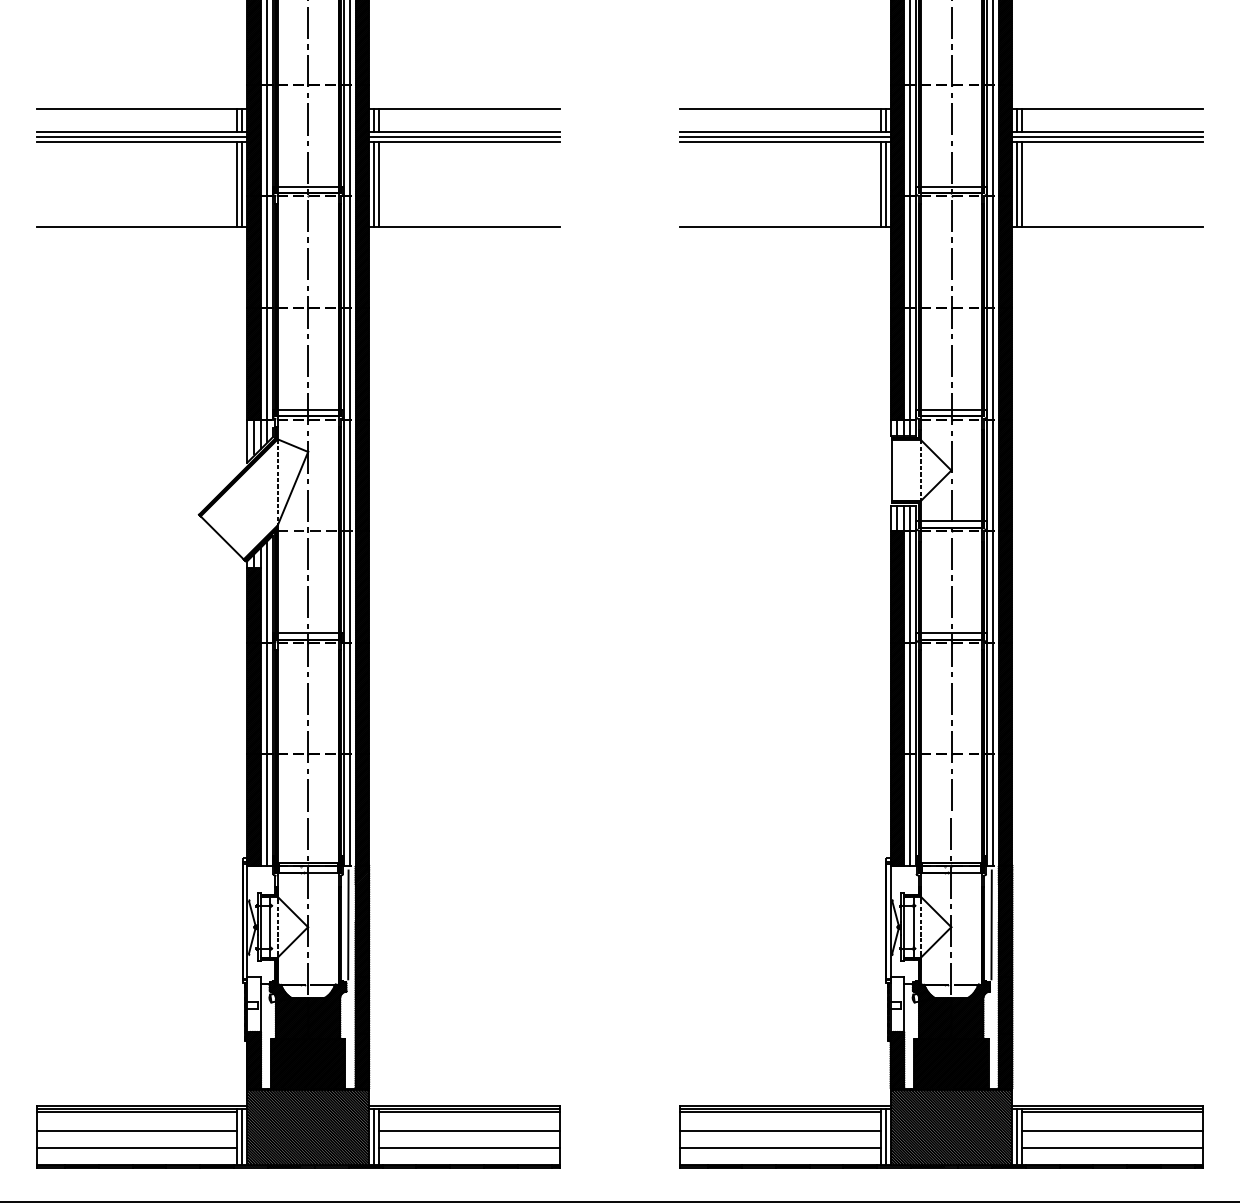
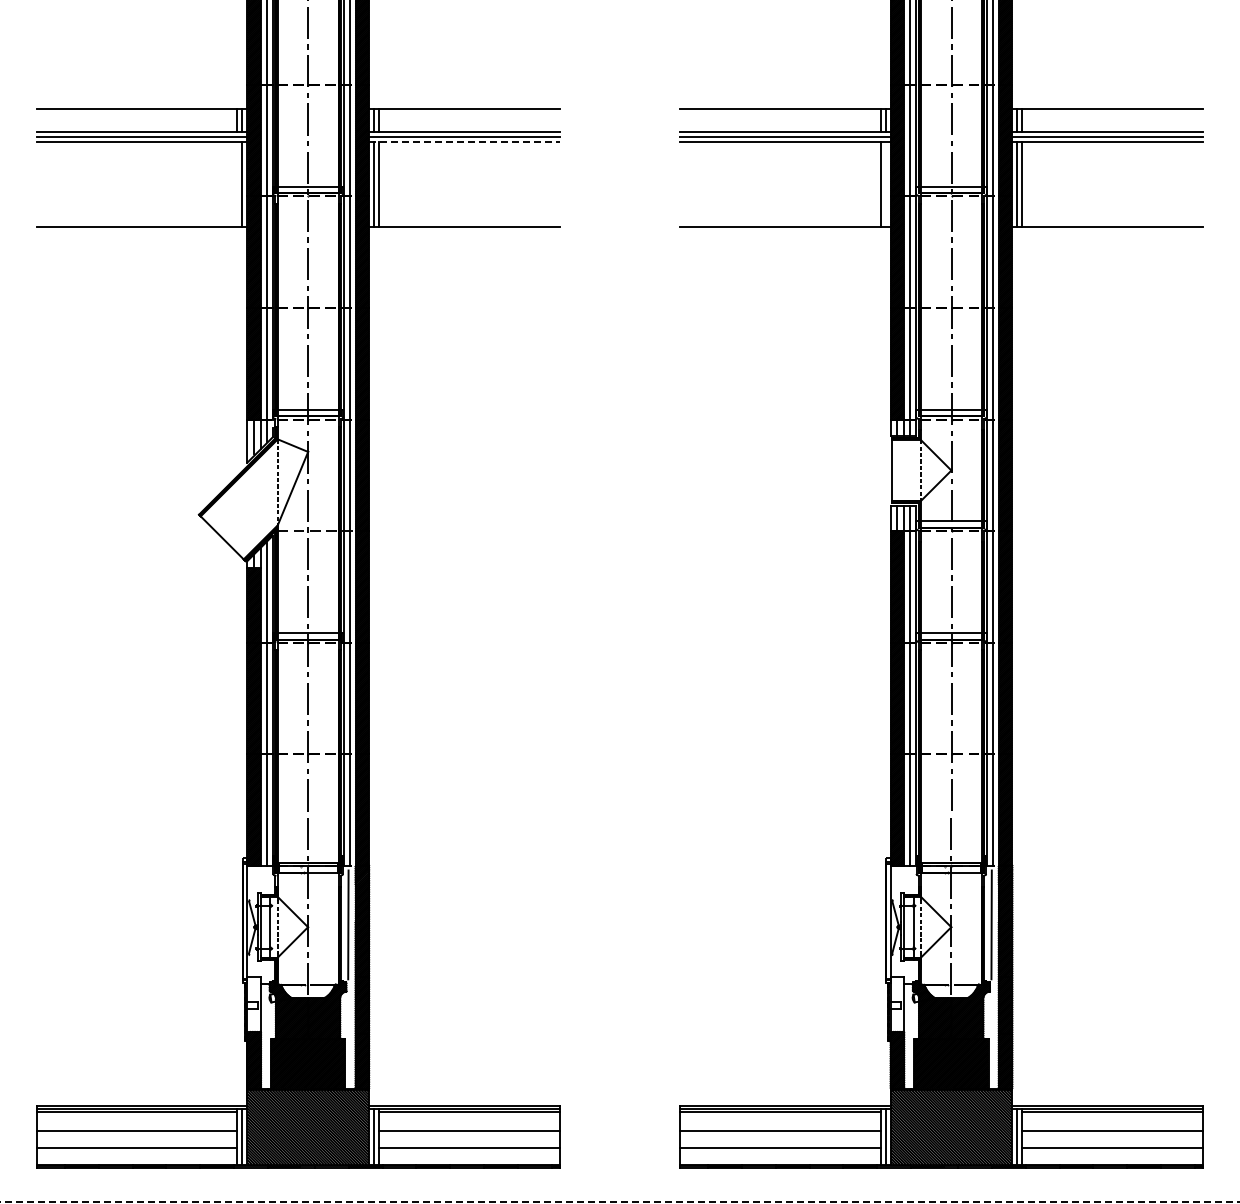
line: solid -> dashed (464, 142)
line: present -> none (237, 184)
line: present -> none (885, 184)
line: solid -> dashed (619, 1201)
